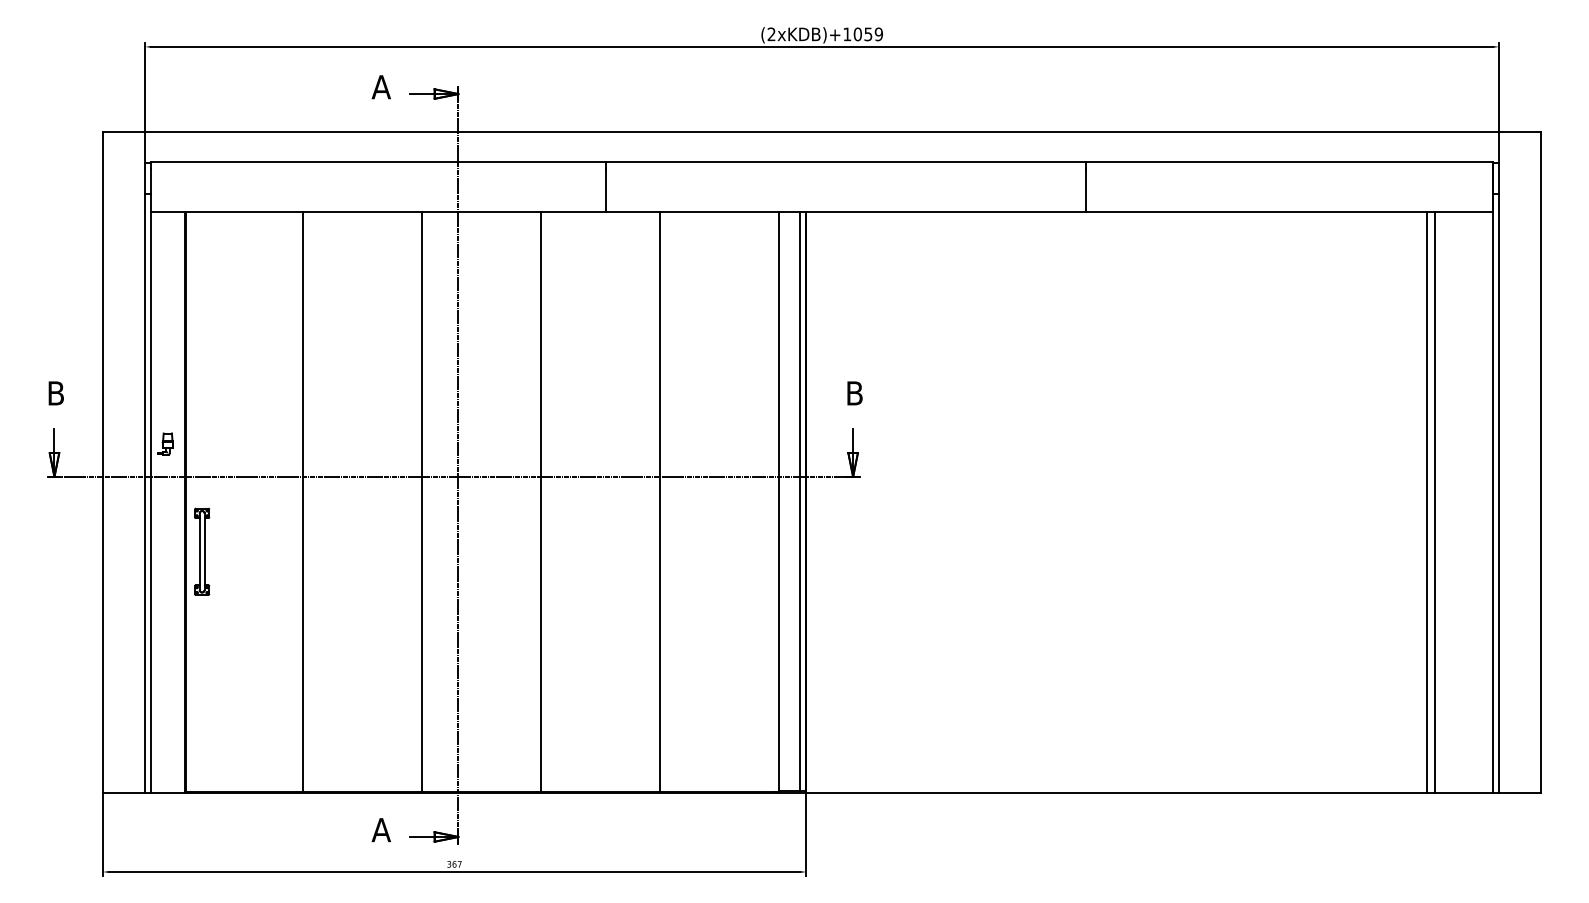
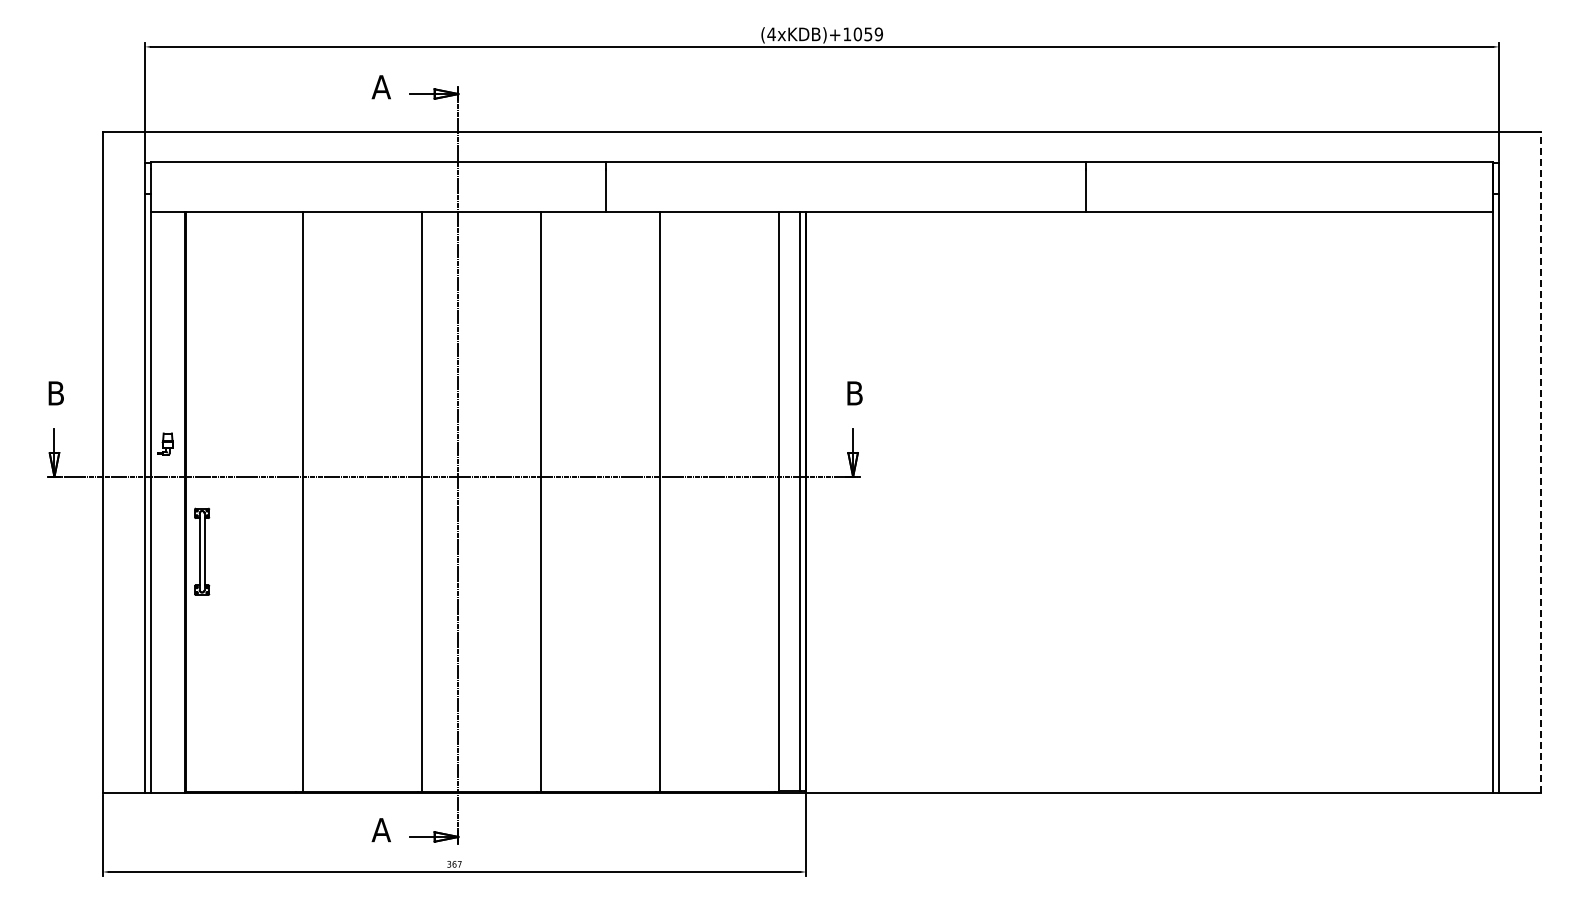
text: (2xKDB)+1059 -> (4xKDB)+1059 (771, 34)
line: solid -> dashed (1541, 462)
line: present -> none (1427, 502)
line: present -> none (1435, 502)
